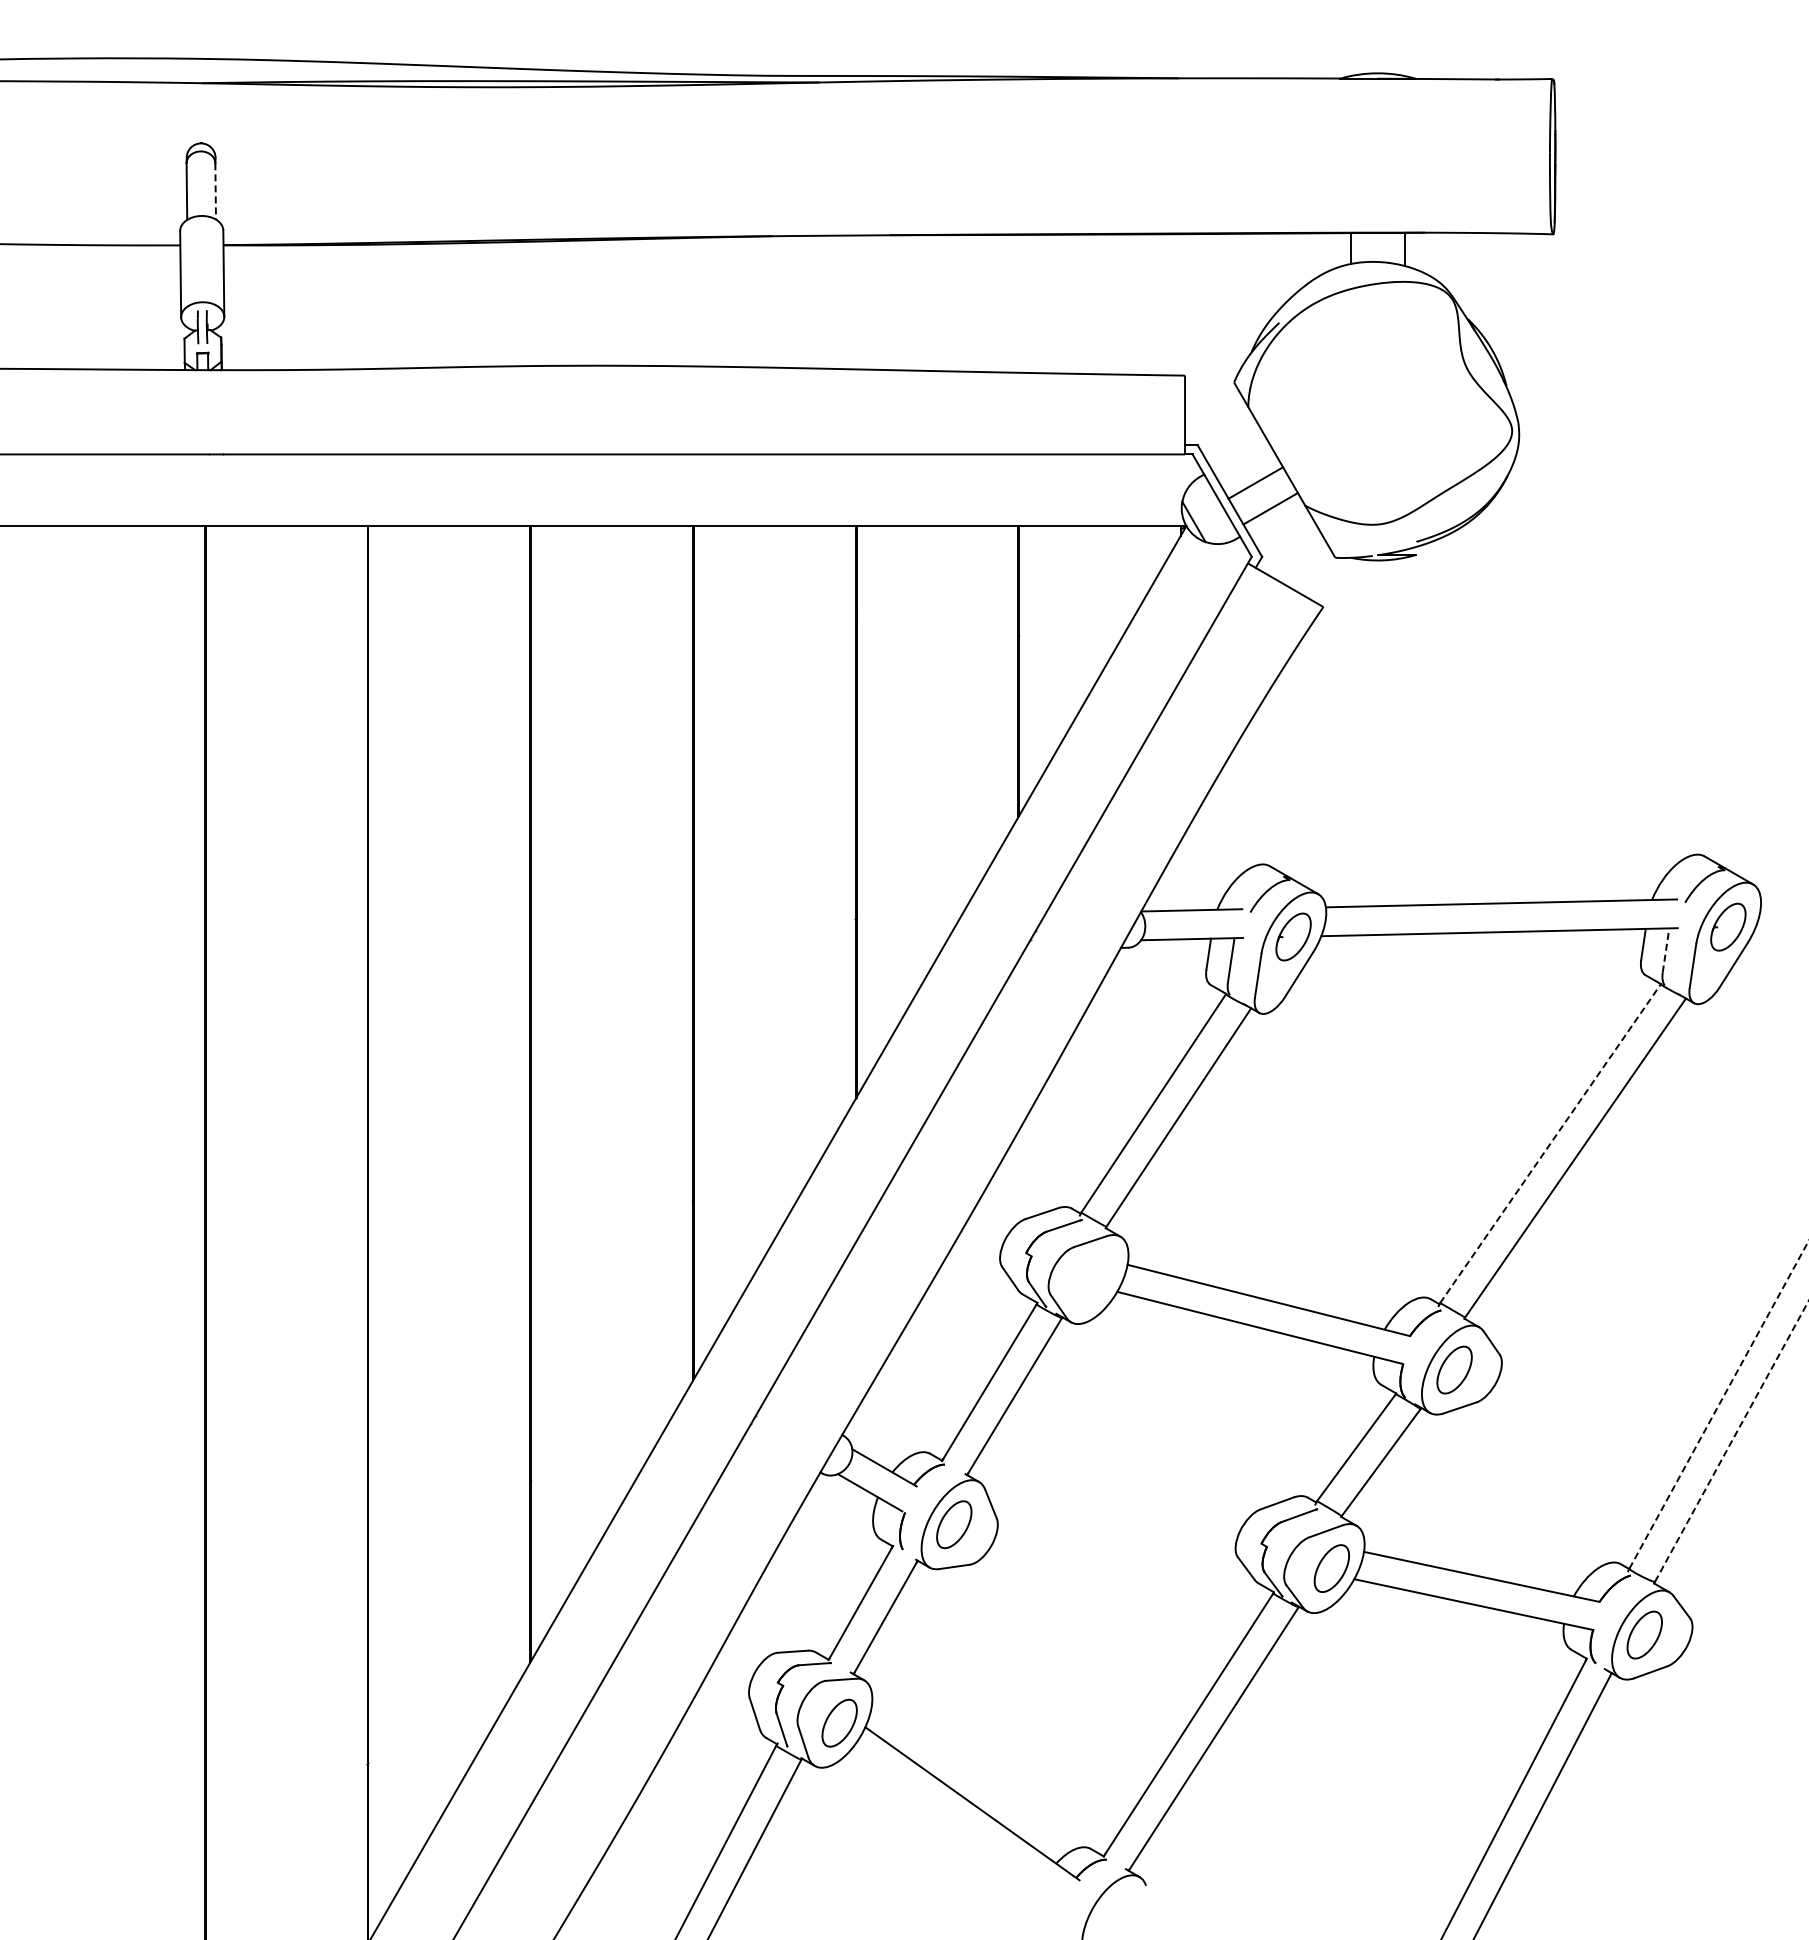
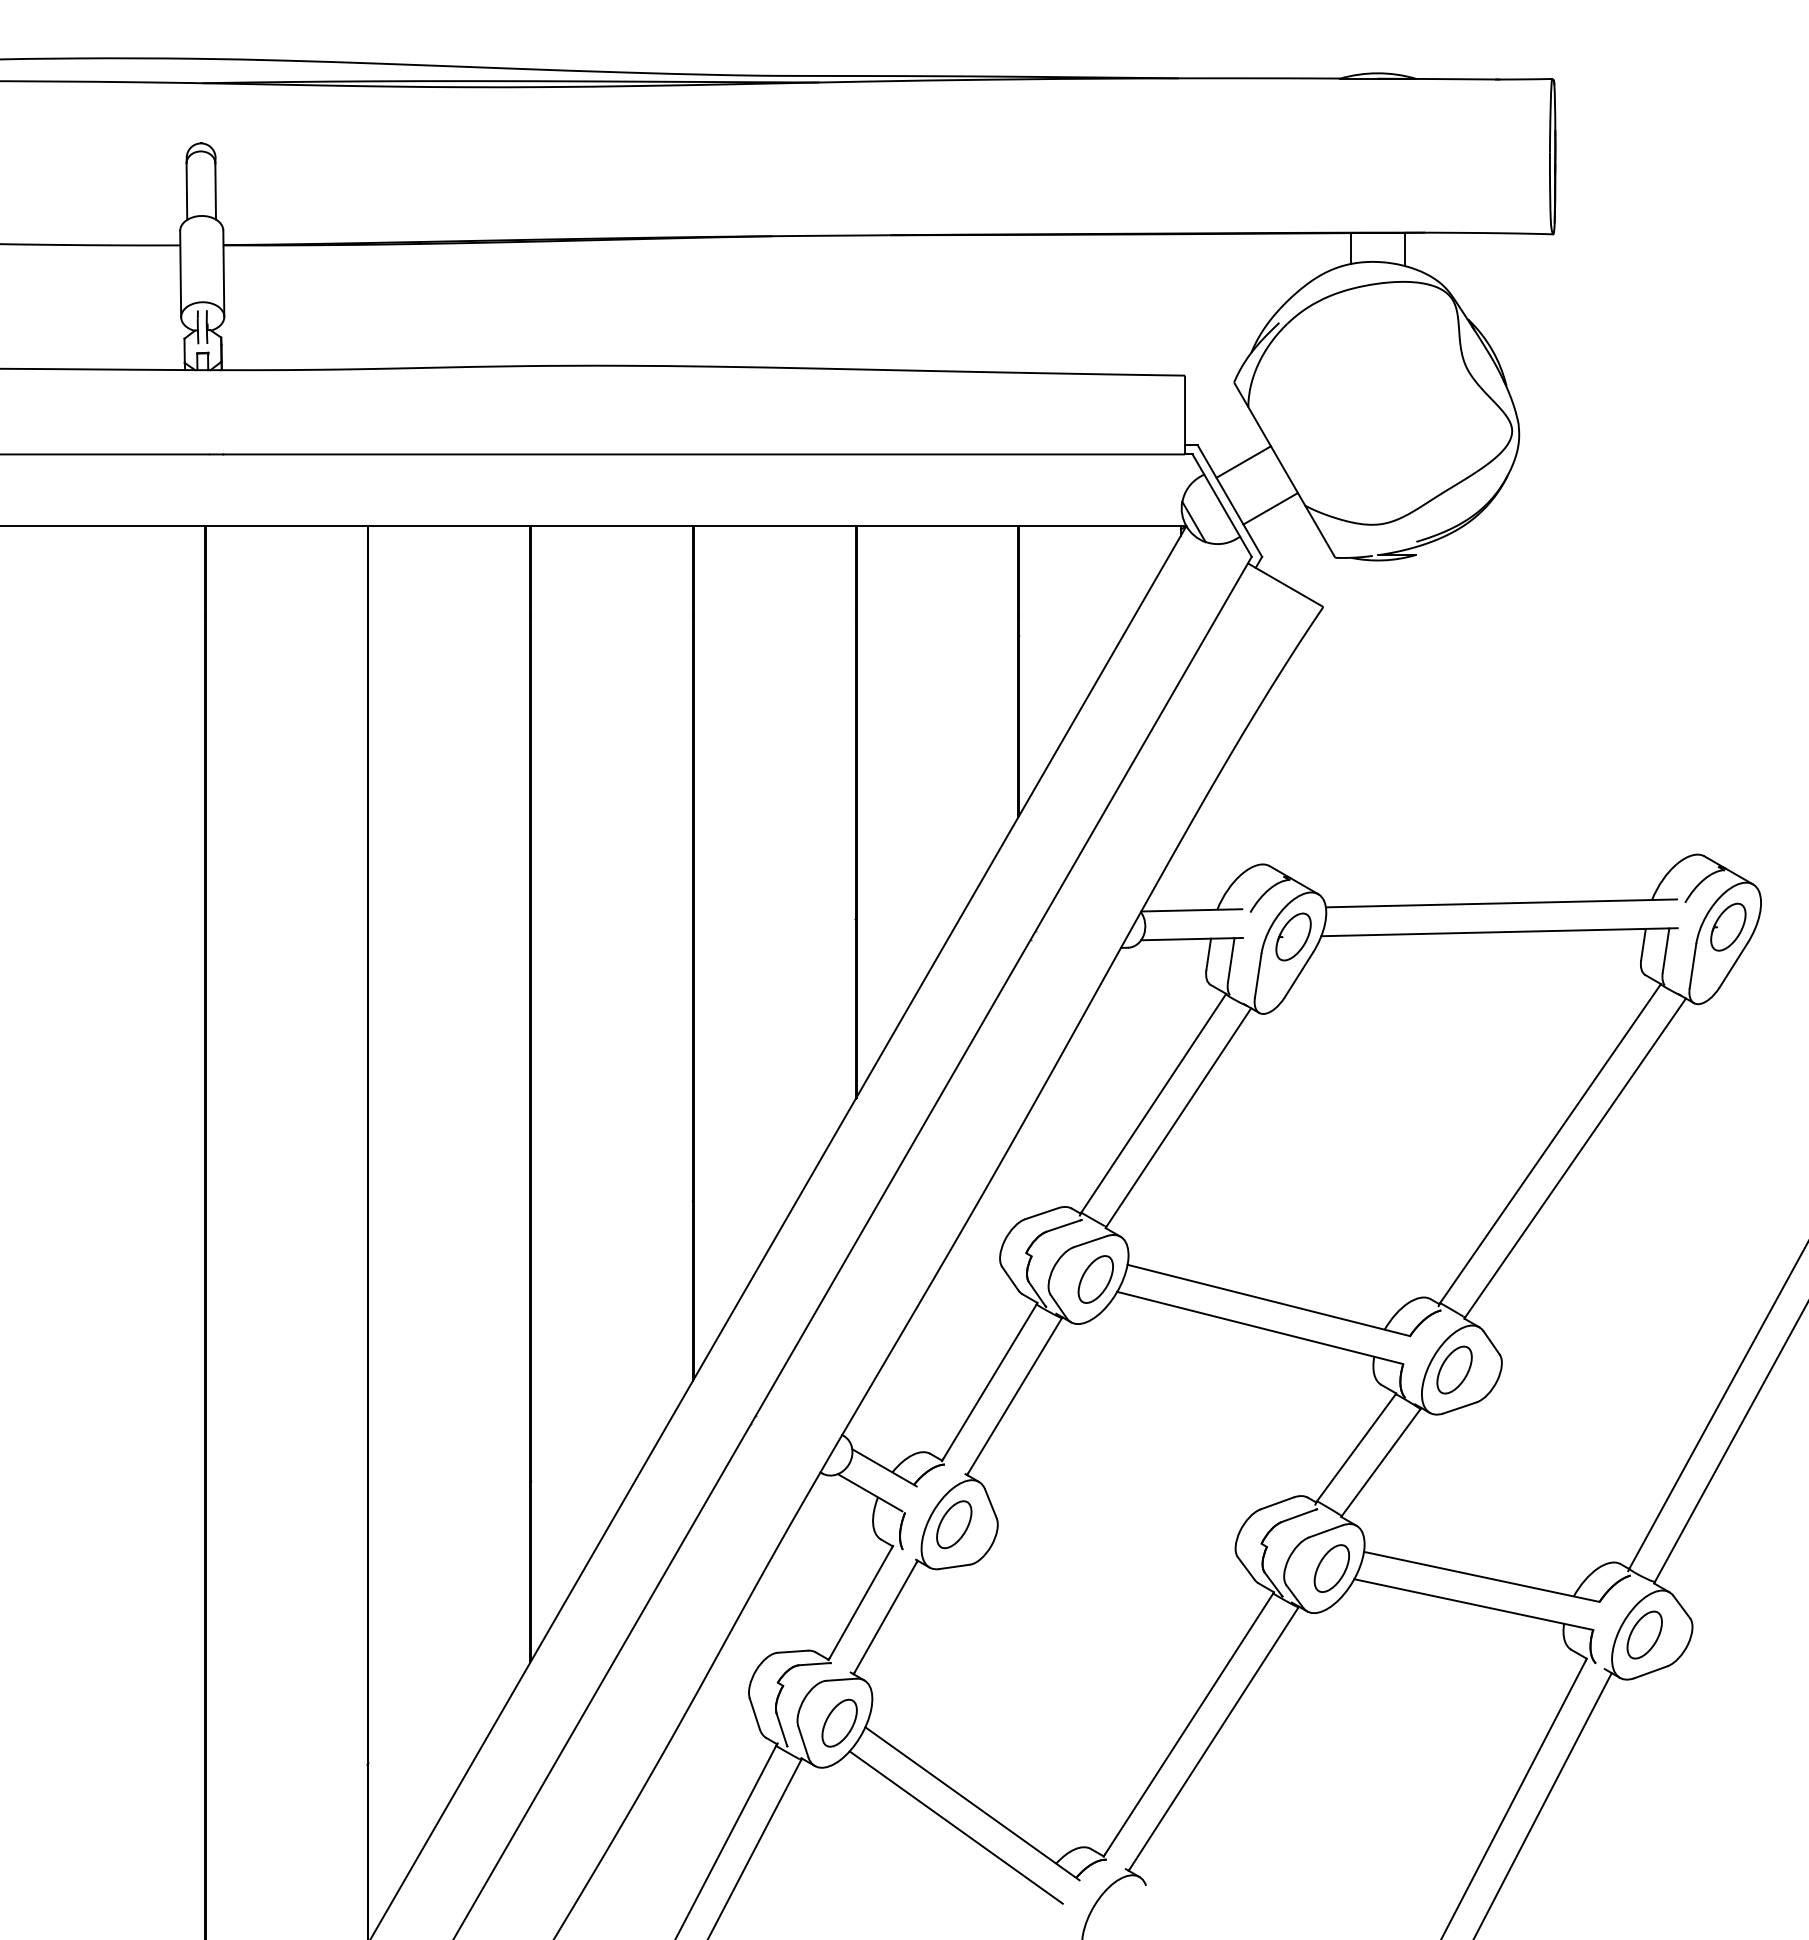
line: dashed -> solid (215, 191)
line position: (1255, 482) -> (1243, 461) (1243, 461)
line: dashed -> solid (1666, 950)
line: dashed -> solid (1550, 1143)
part: none -> present (1095, 1279)
line: dashed -> solid (1719, 1404)
line: dashed -> solid (1732, 1440)
line: none -> present (955, 1827)
